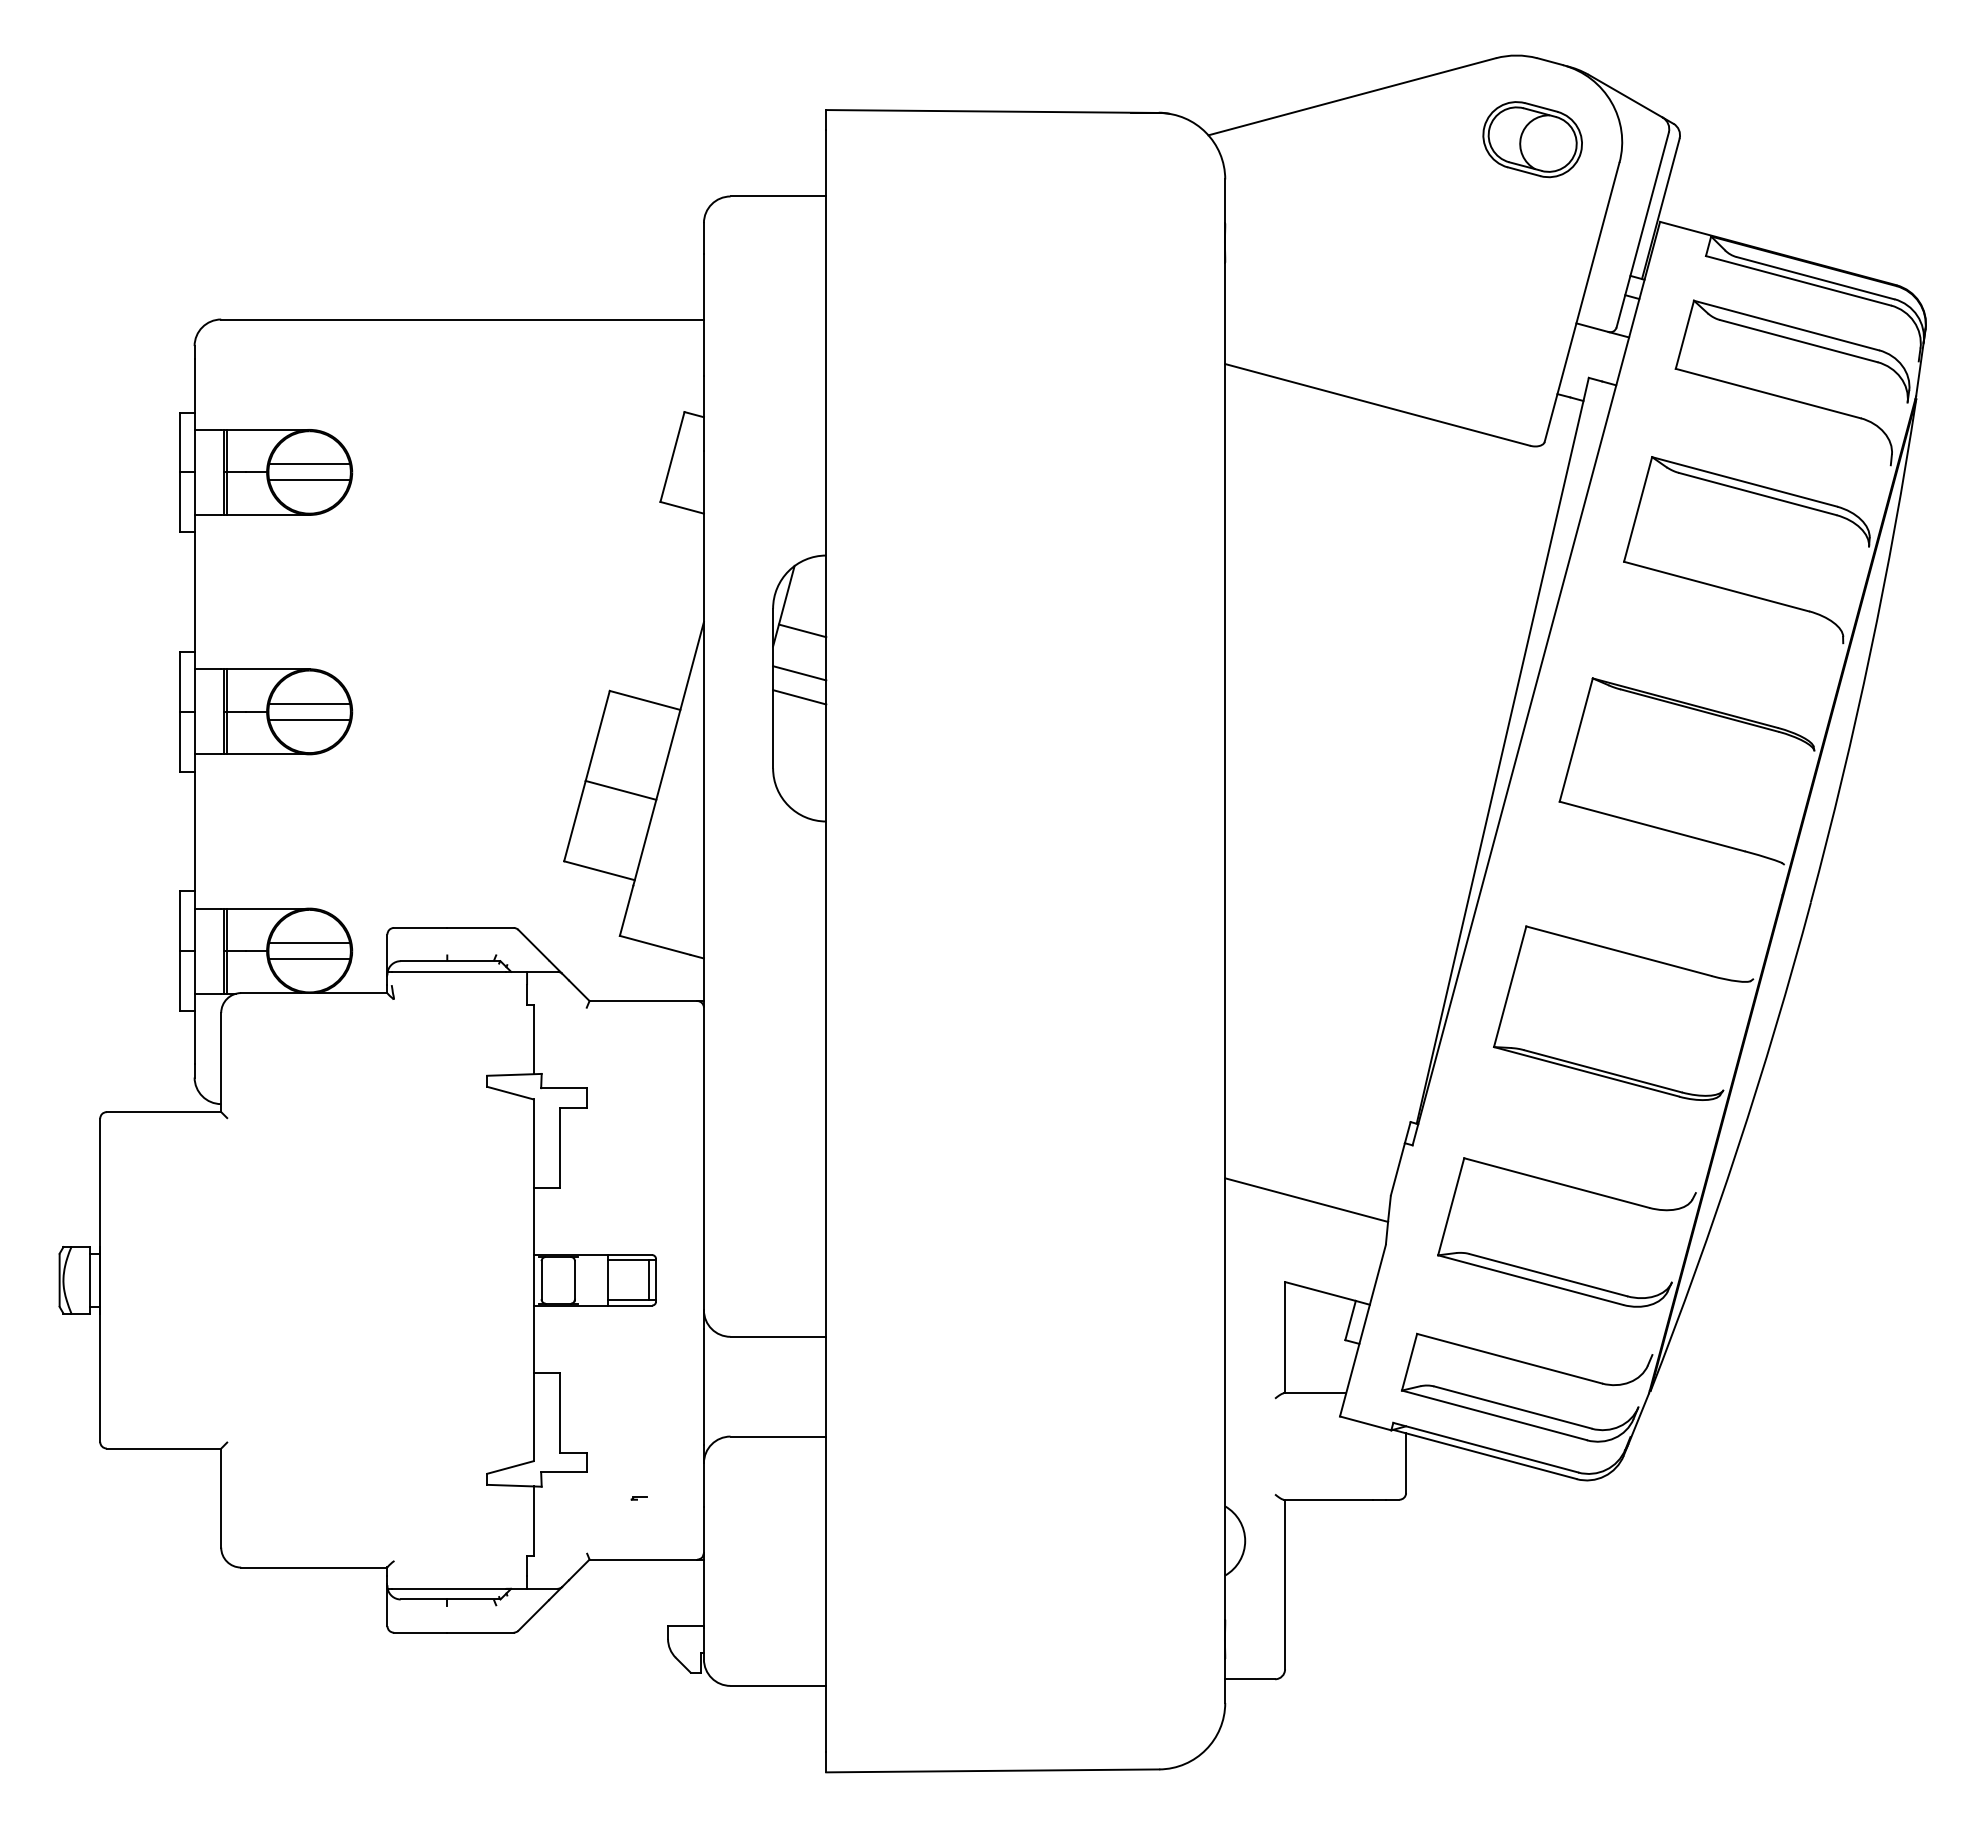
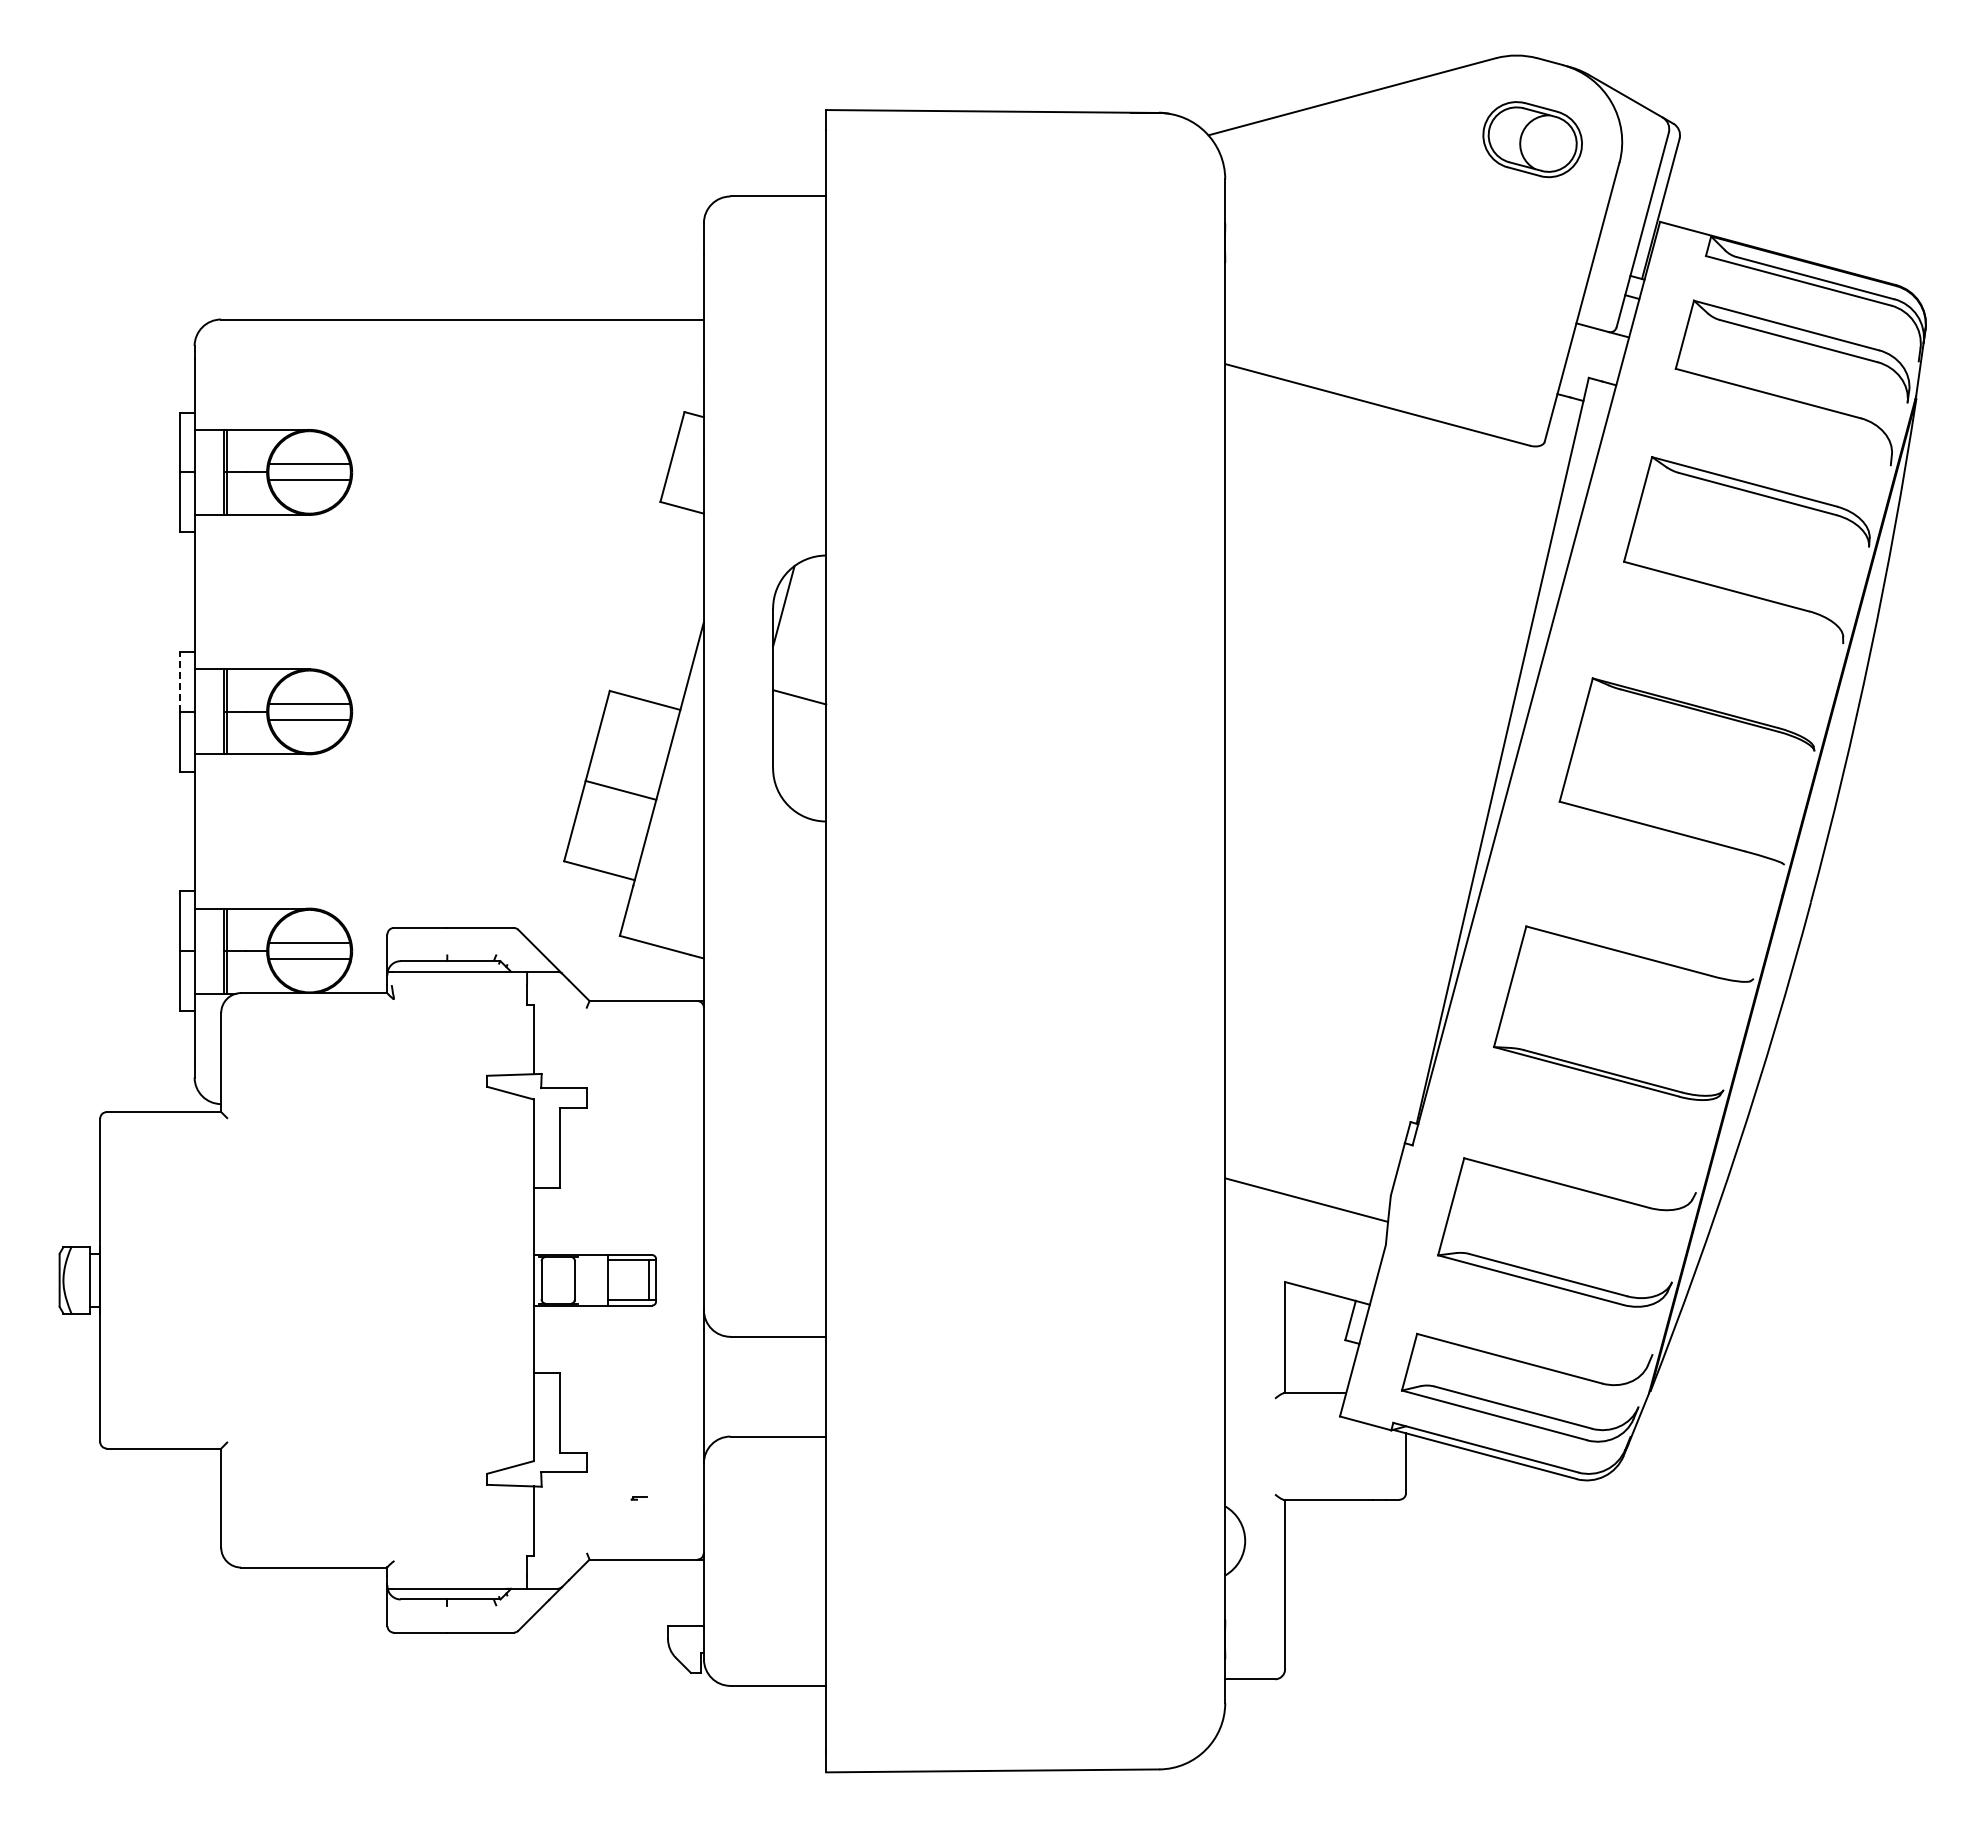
line: present -> none (802, 630)
line: present -> none (799, 673)
line: solid -> dashed (179, 681)
